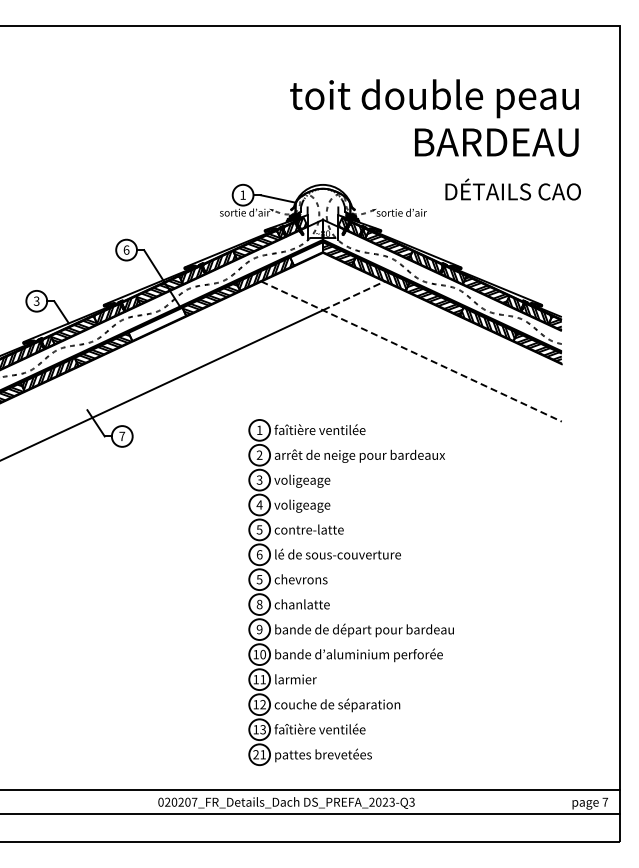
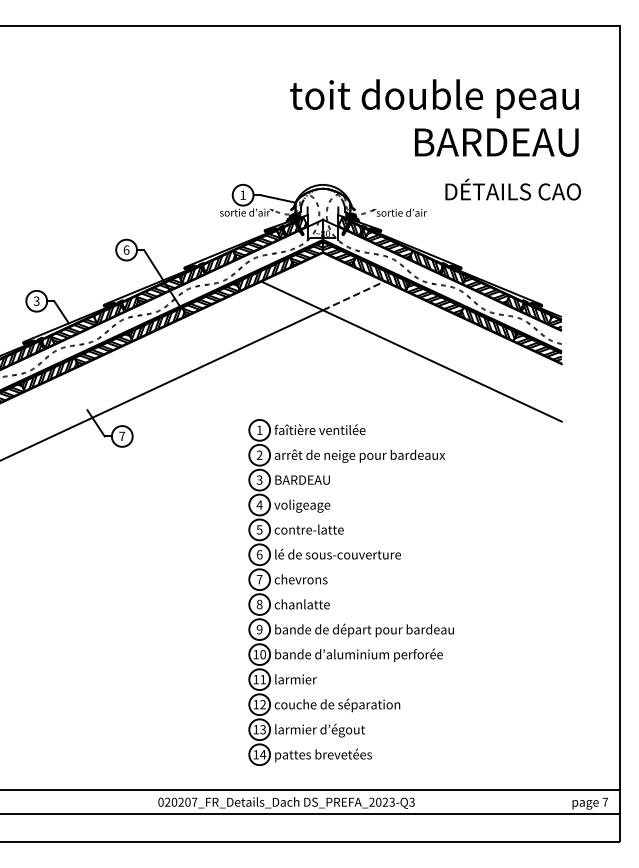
hatch: none -> present (306, 252)
hatch: none -> present (157, 323)
line: dashed -> solid (411, 351)
text: voligeage -> BARDEAU (302, 480)
text: 5 -> 7 (259, 579)
text: faîtière ventilée -> larmier d’égout (319, 730)
text: 21 -> 14 (259, 754)
